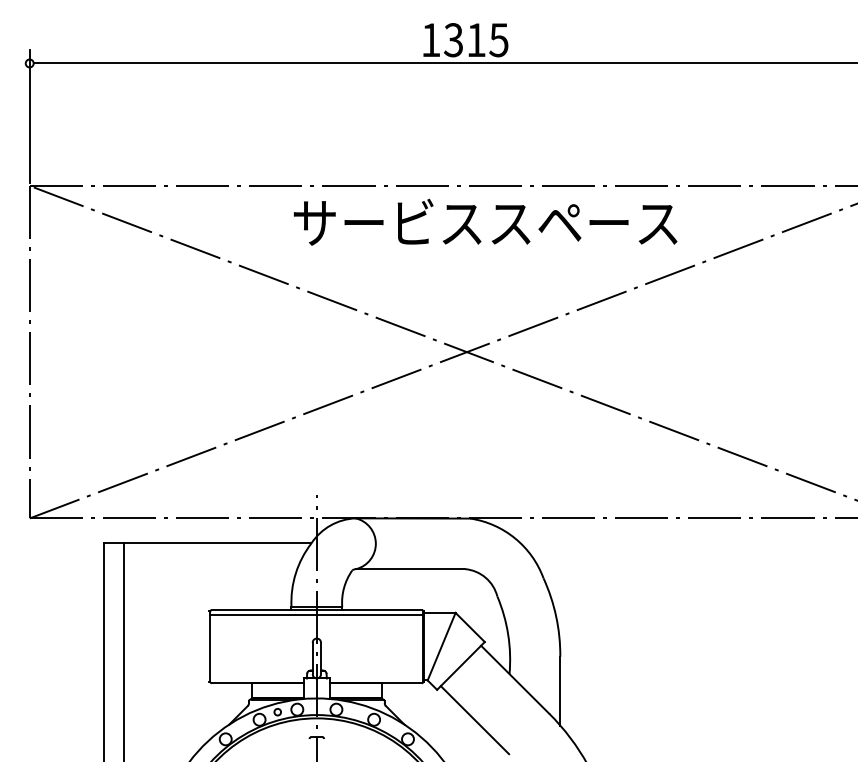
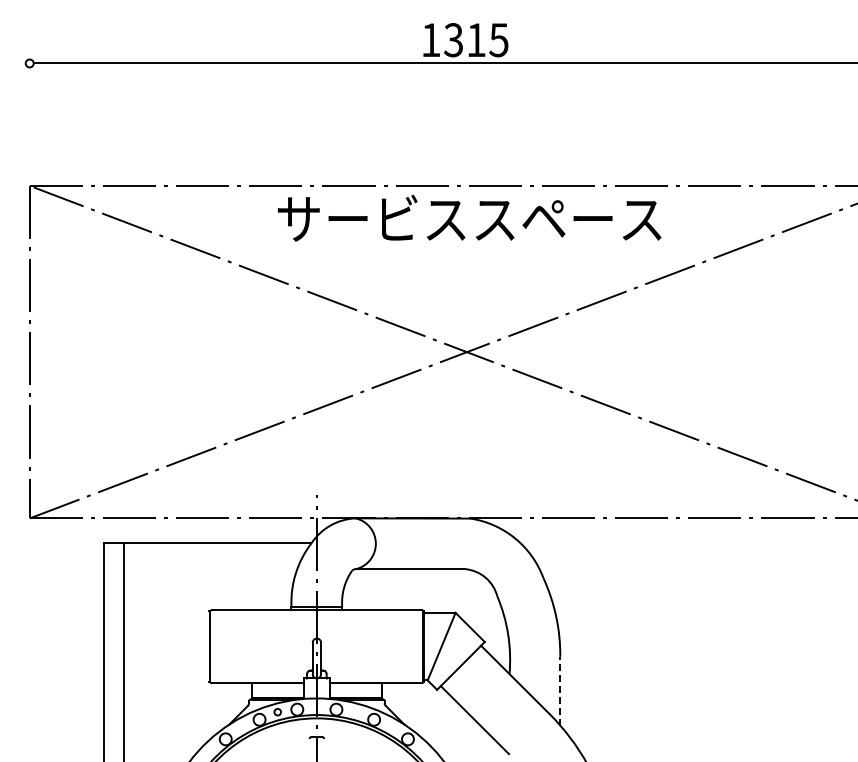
line: present -> none (29, 116)
text position: (485, 221) -> (469, 217) (469, 217)
line: present -> none (316, 615)
line: solid -> dashed (560, 690)
